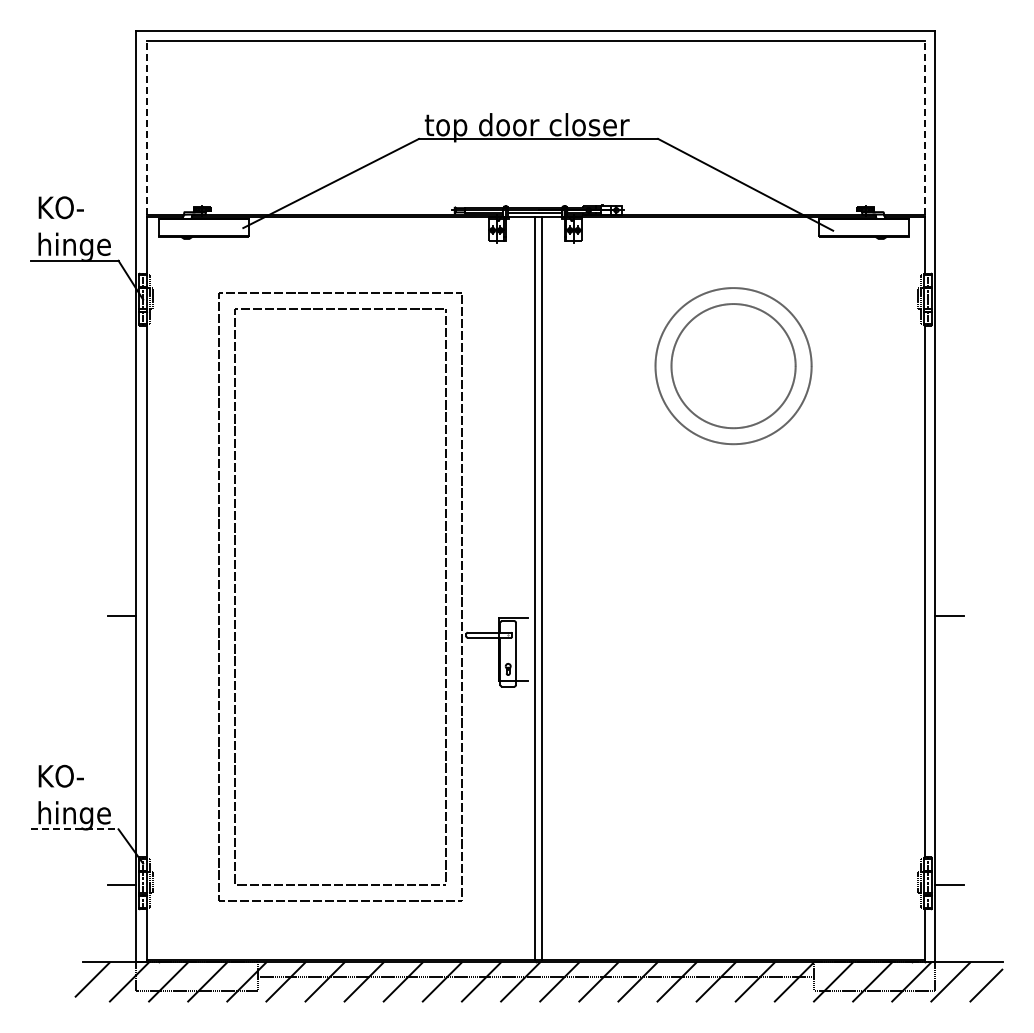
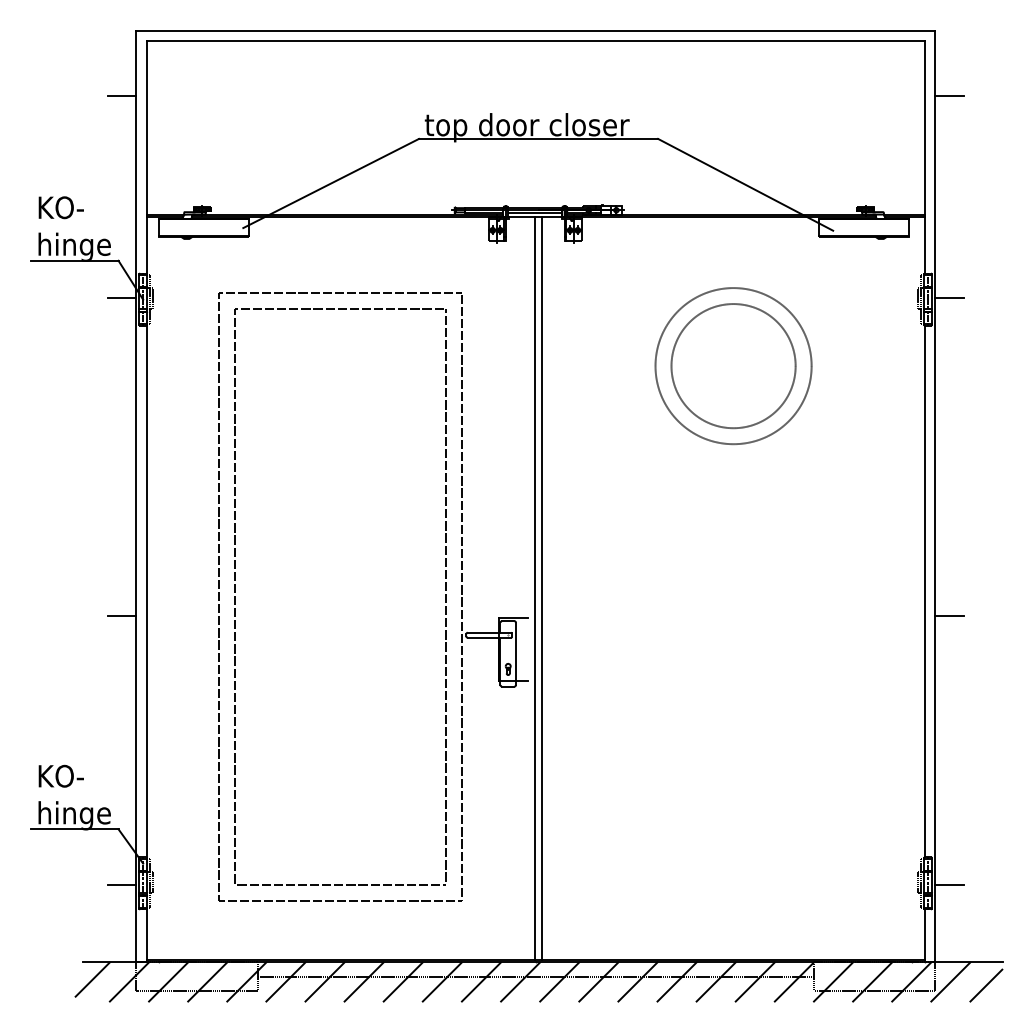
line: none -> present (121, 96)
line: none -> present (948, 96)
line: dashed -> solid (146, 127)
line: dashed -> solid (924, 127)
line: none -> present (121, 297)
line: none -> present (948, 297)
line: dashed -> solid (74, 829)
